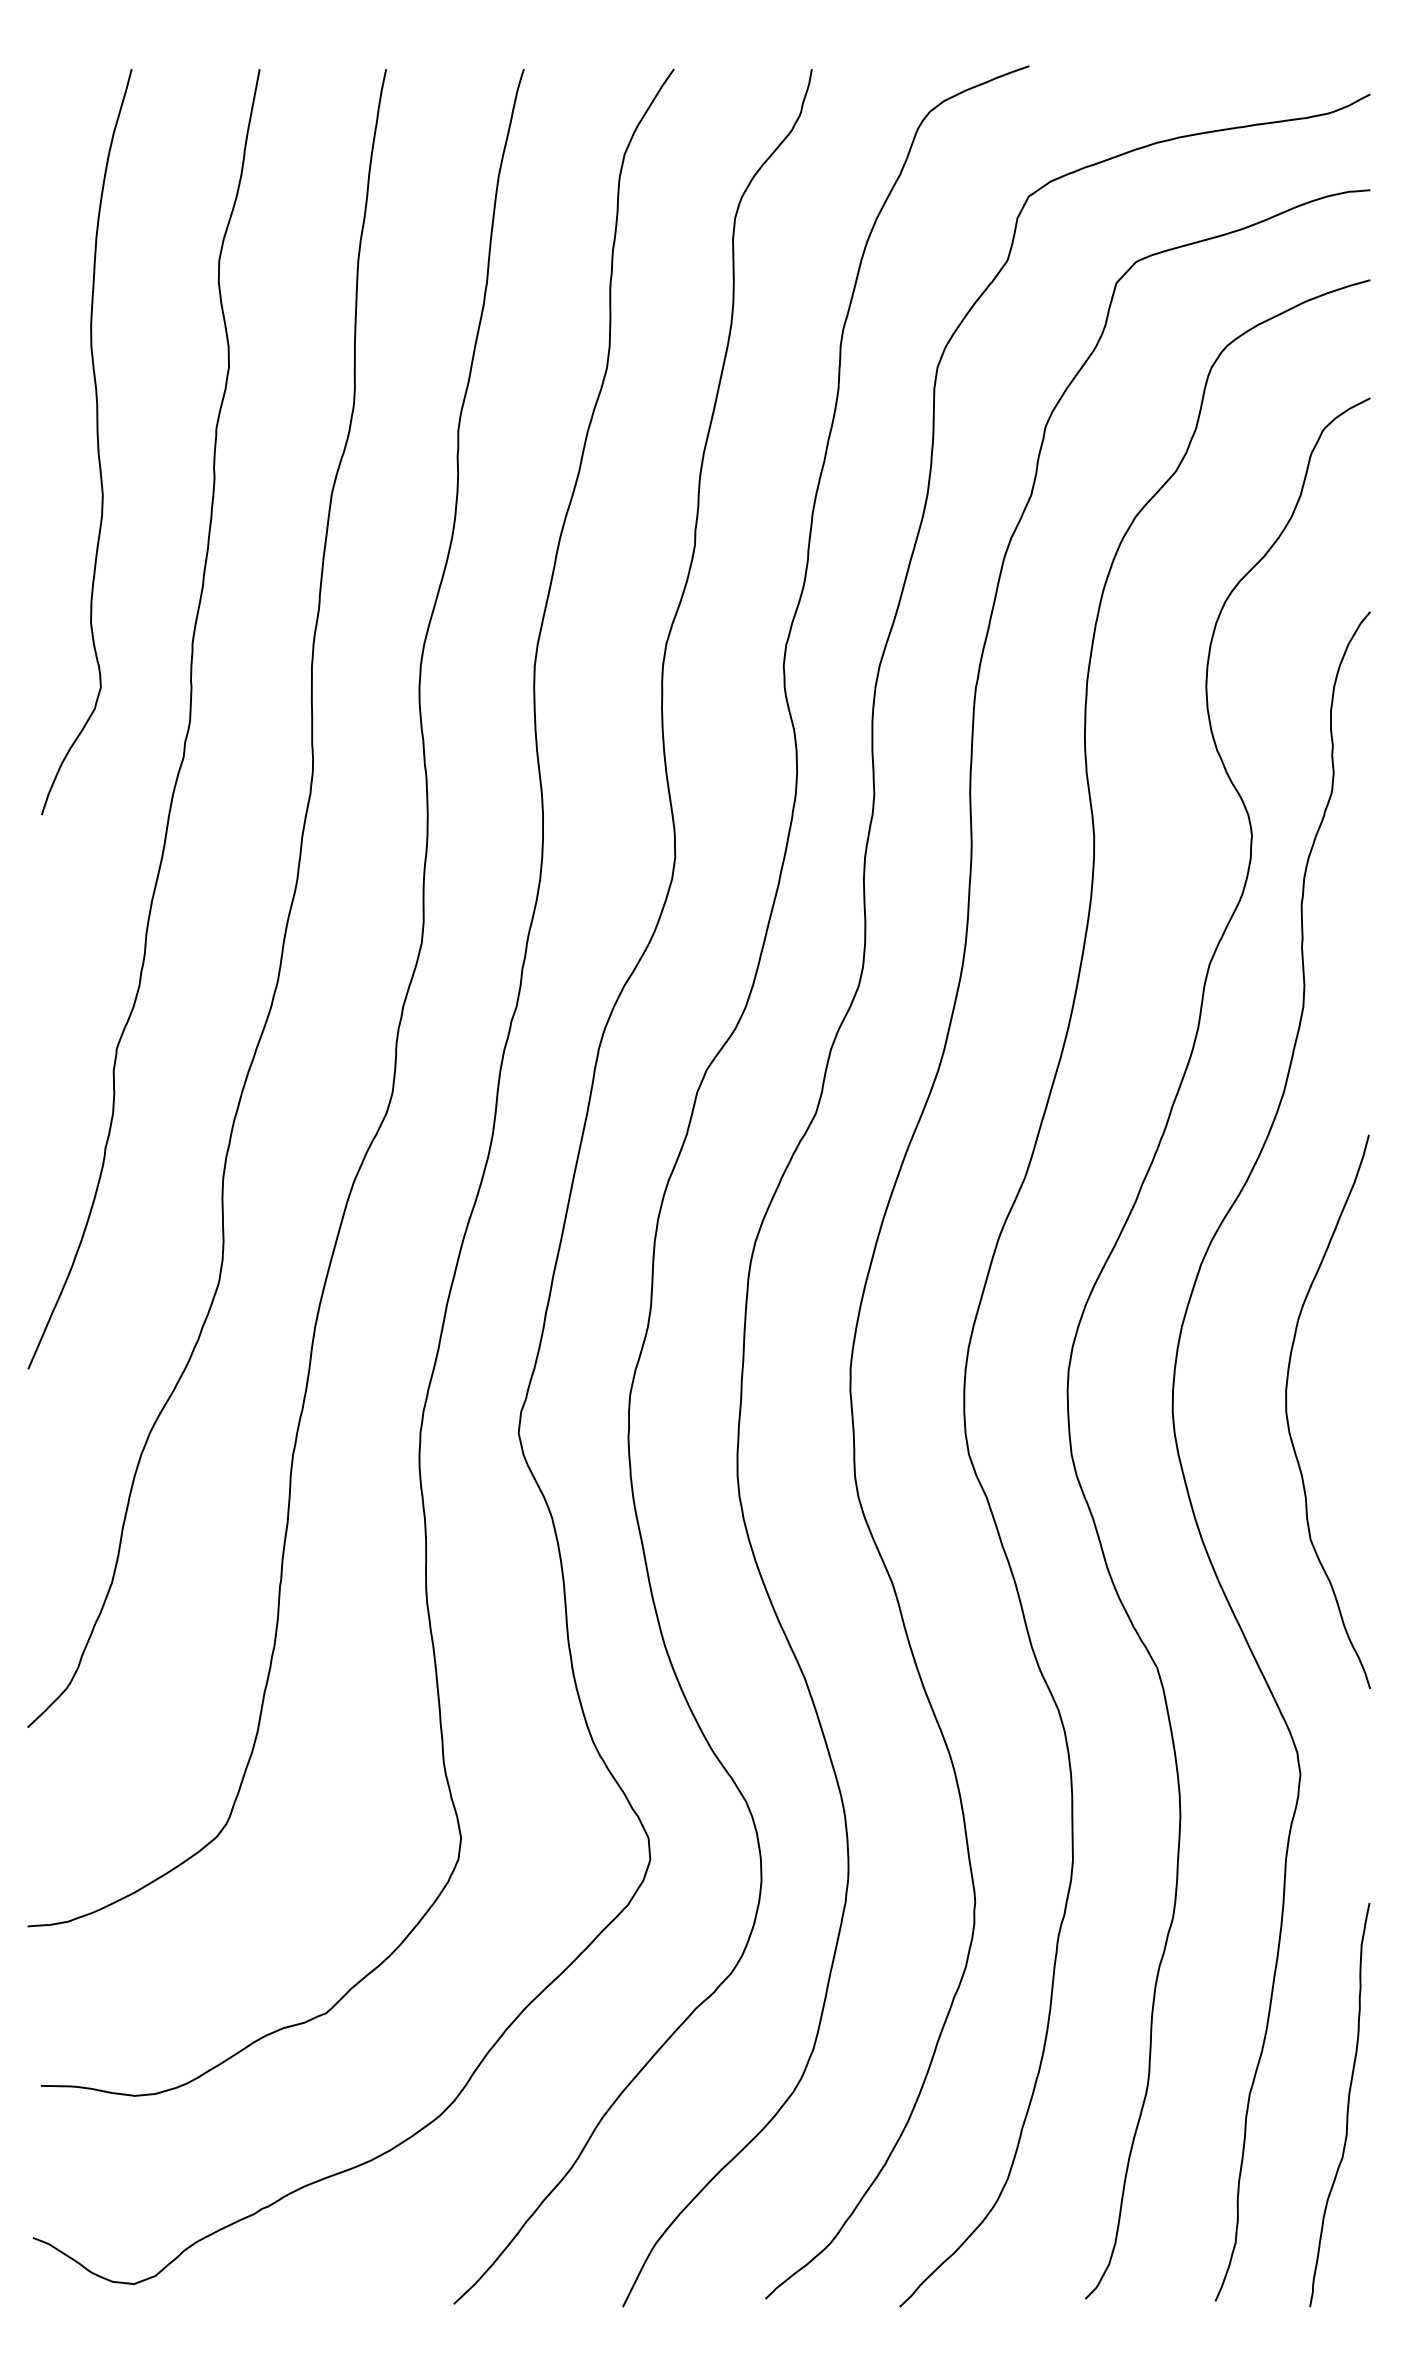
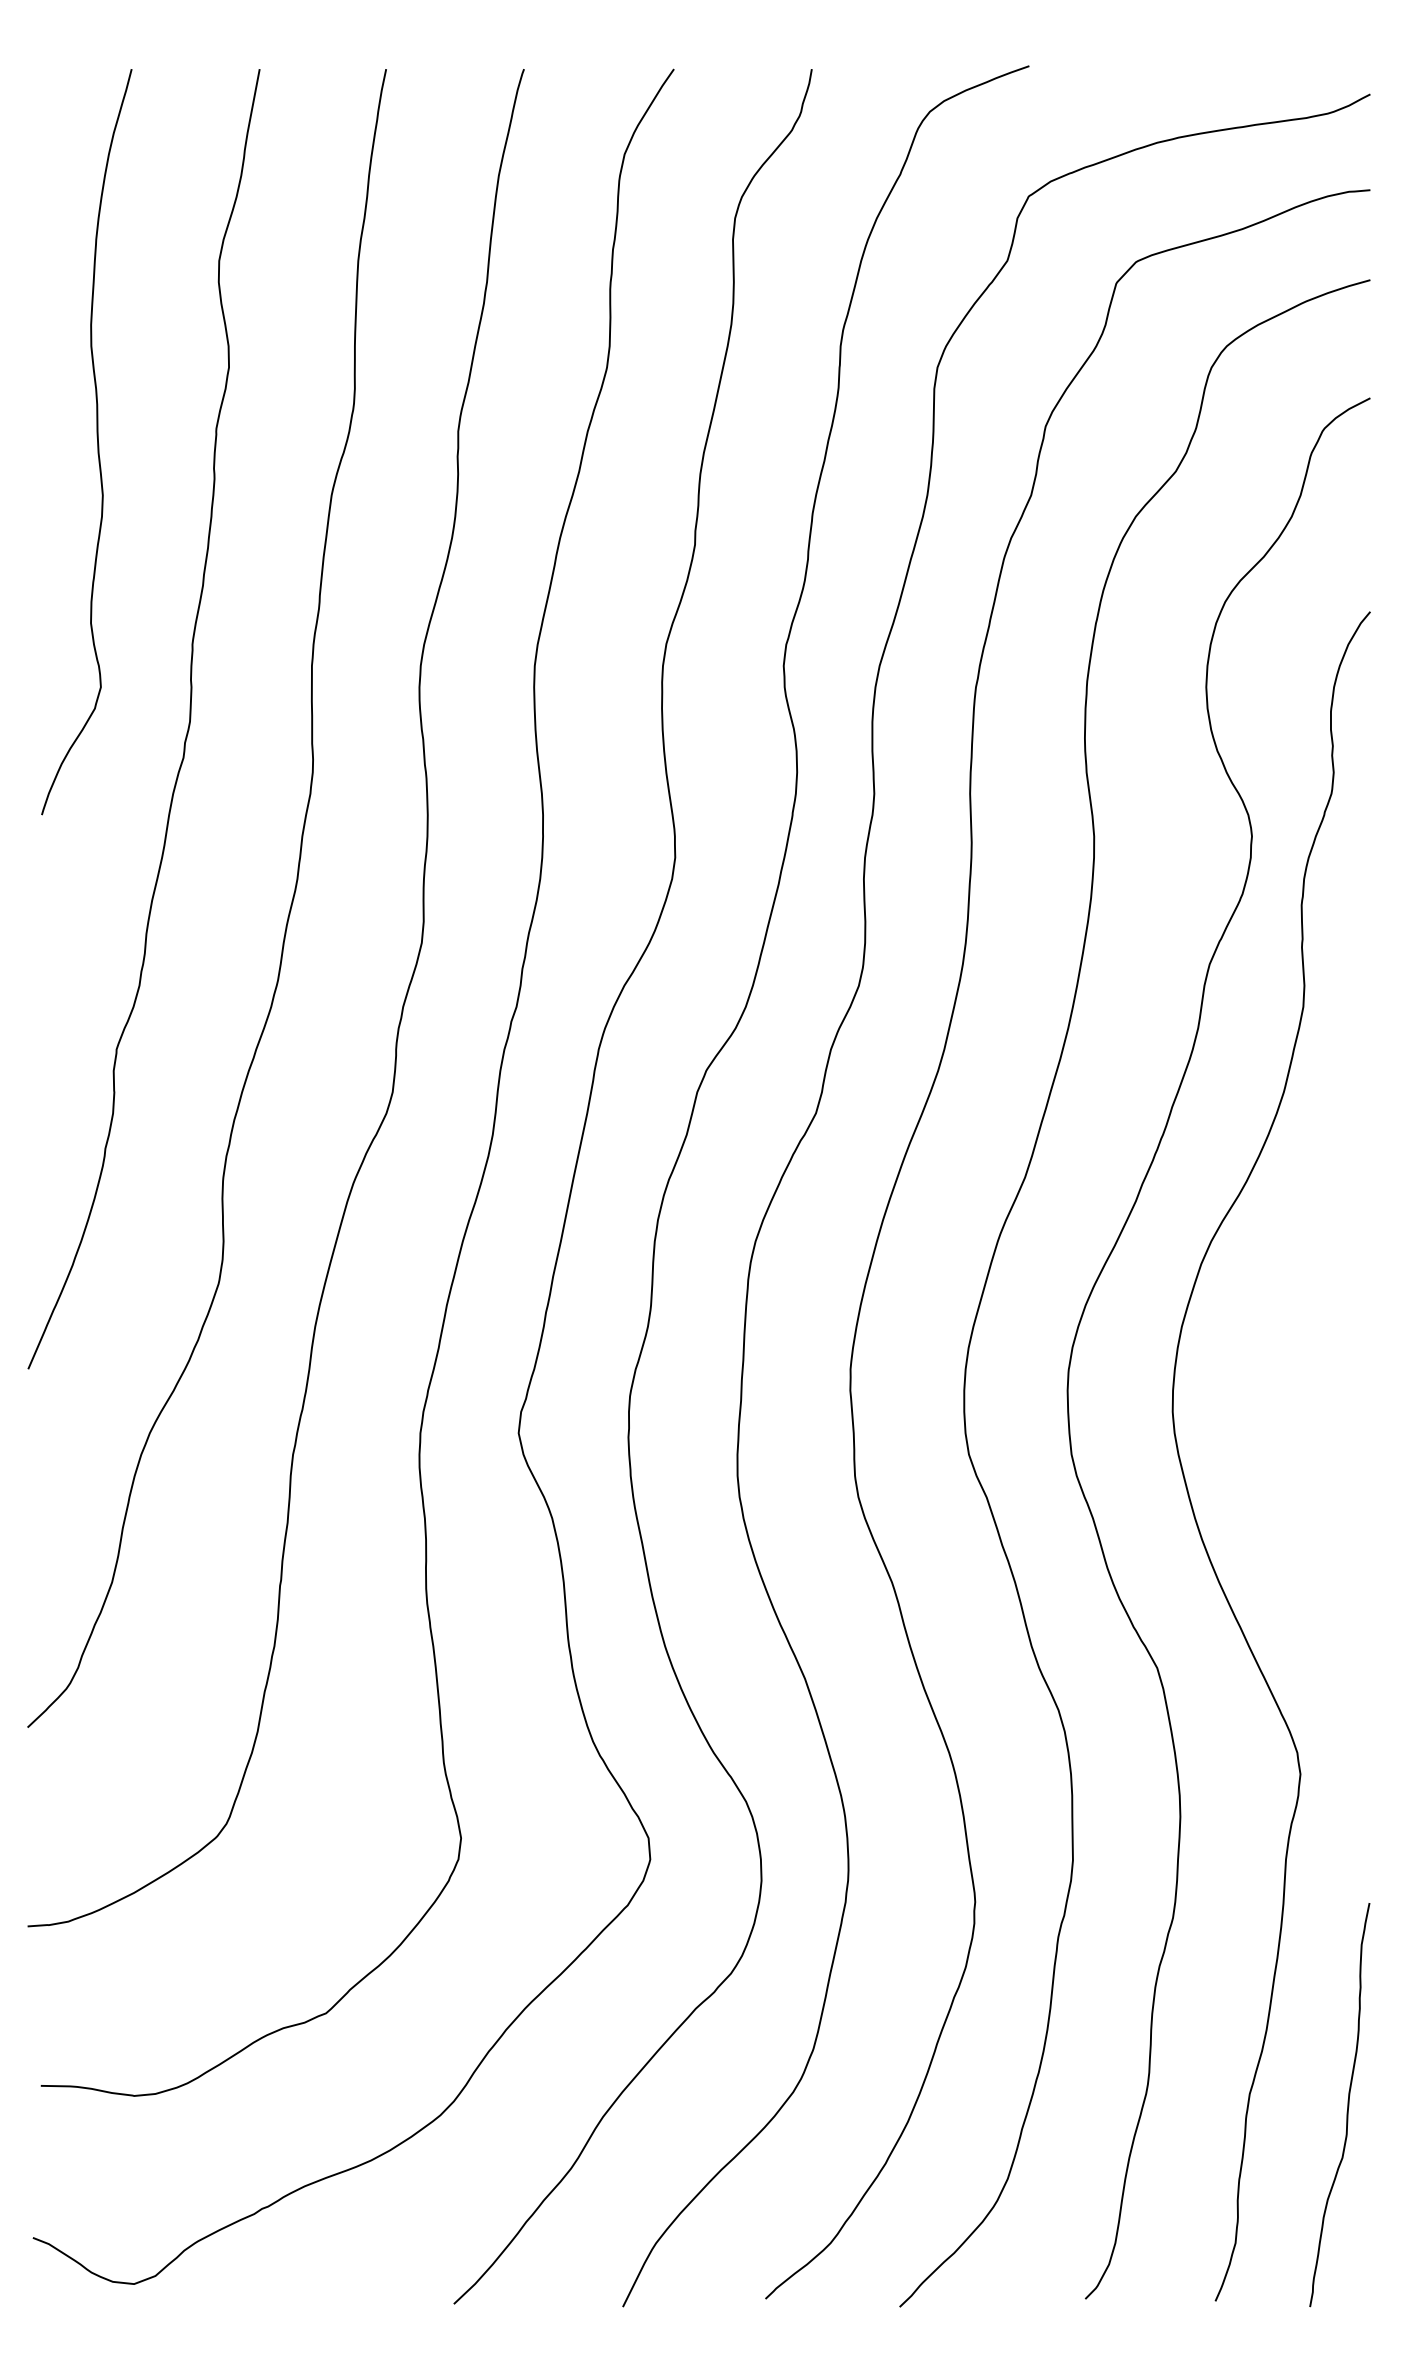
curve: present -> none (1288, 1418)
